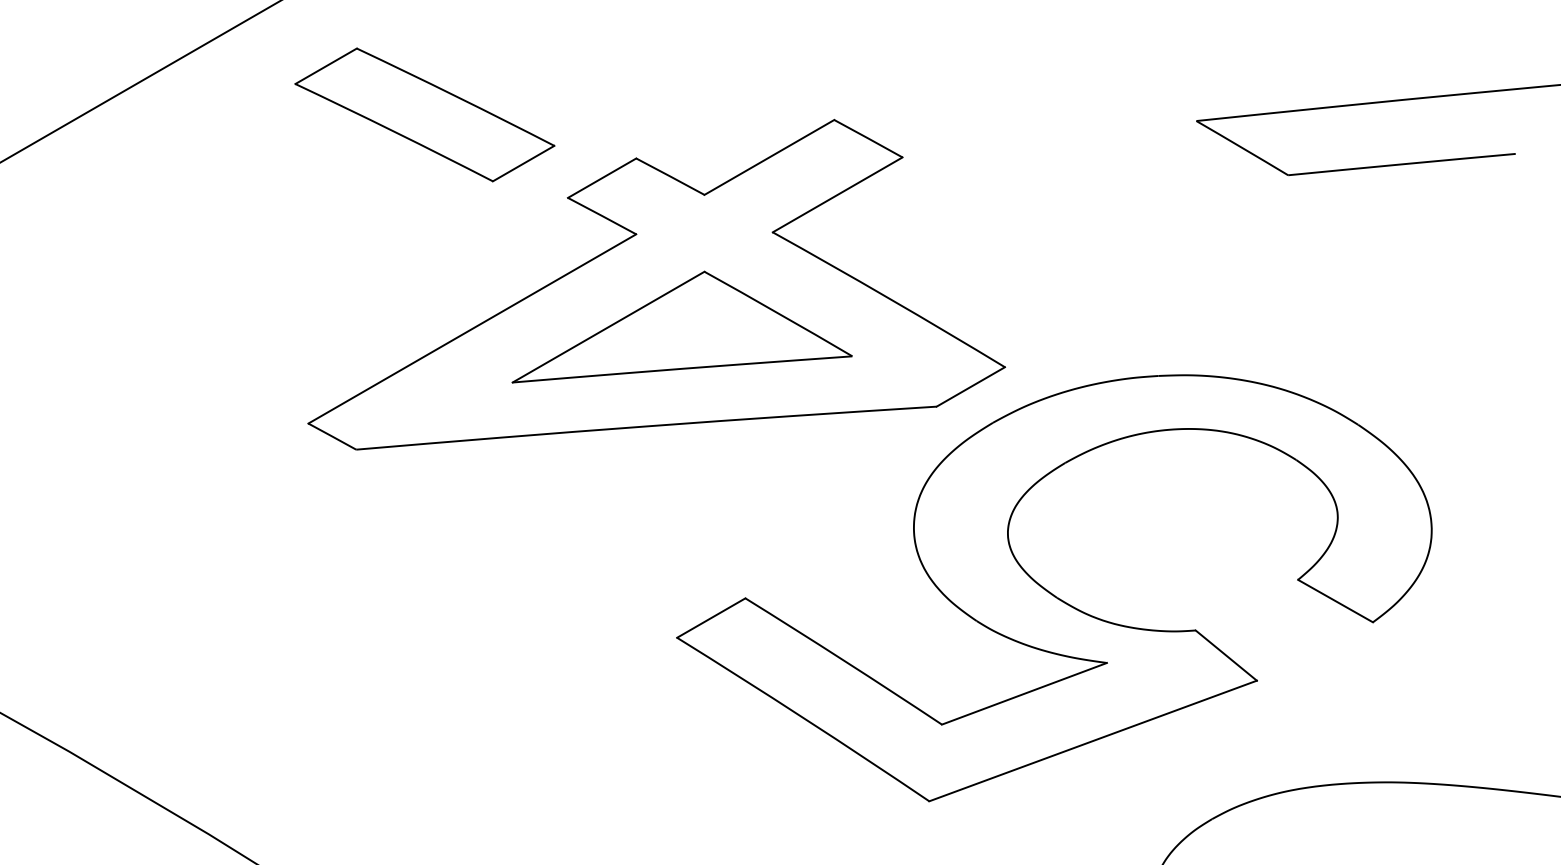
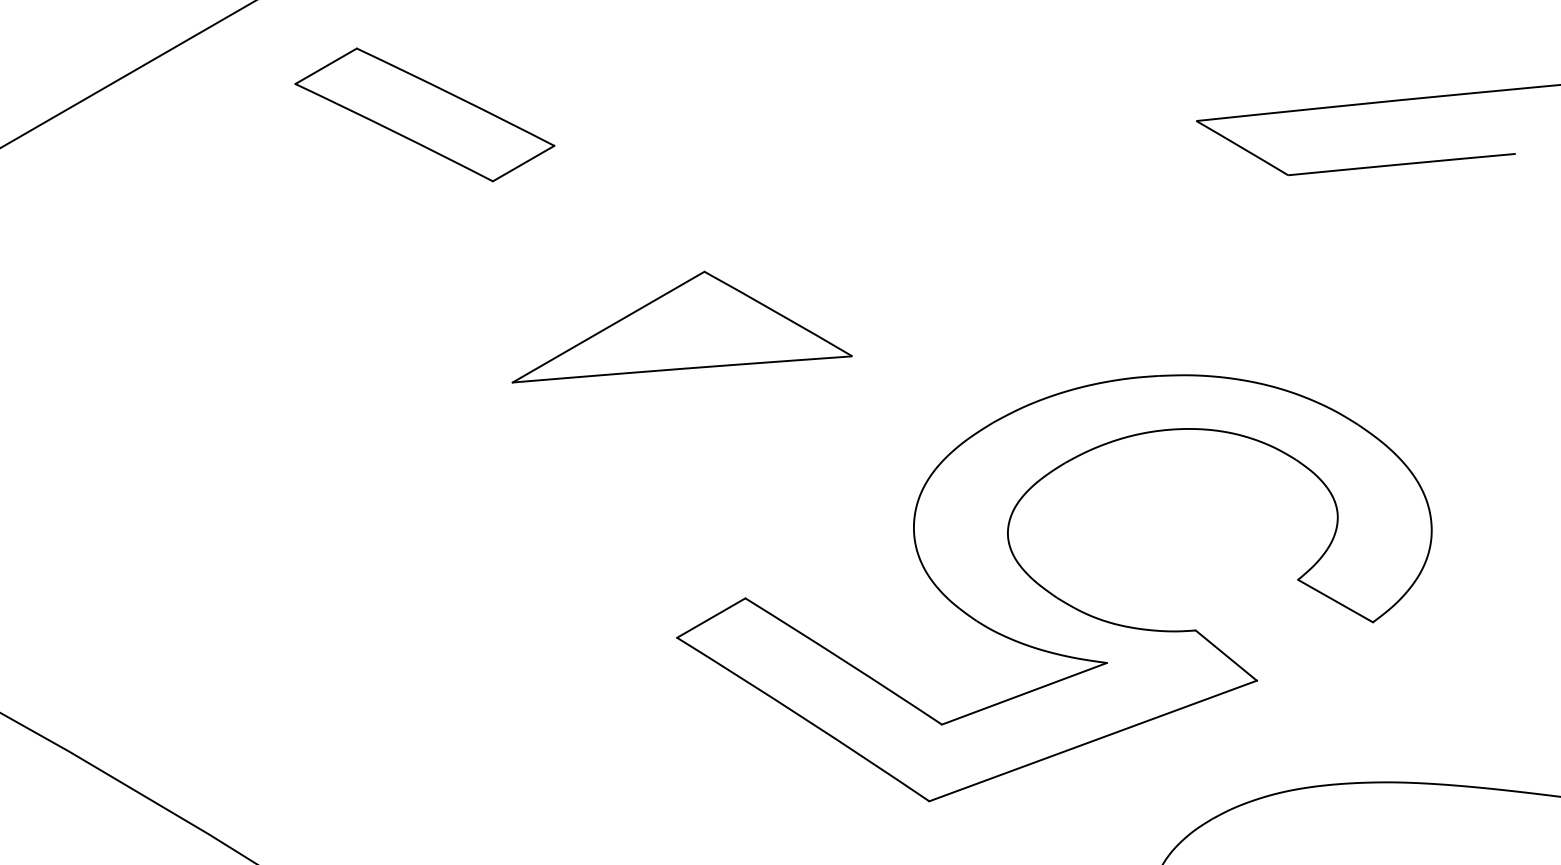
line position: (140, 81) -> (127, 74) (127, 74)
part: present -> none (656, 284)
